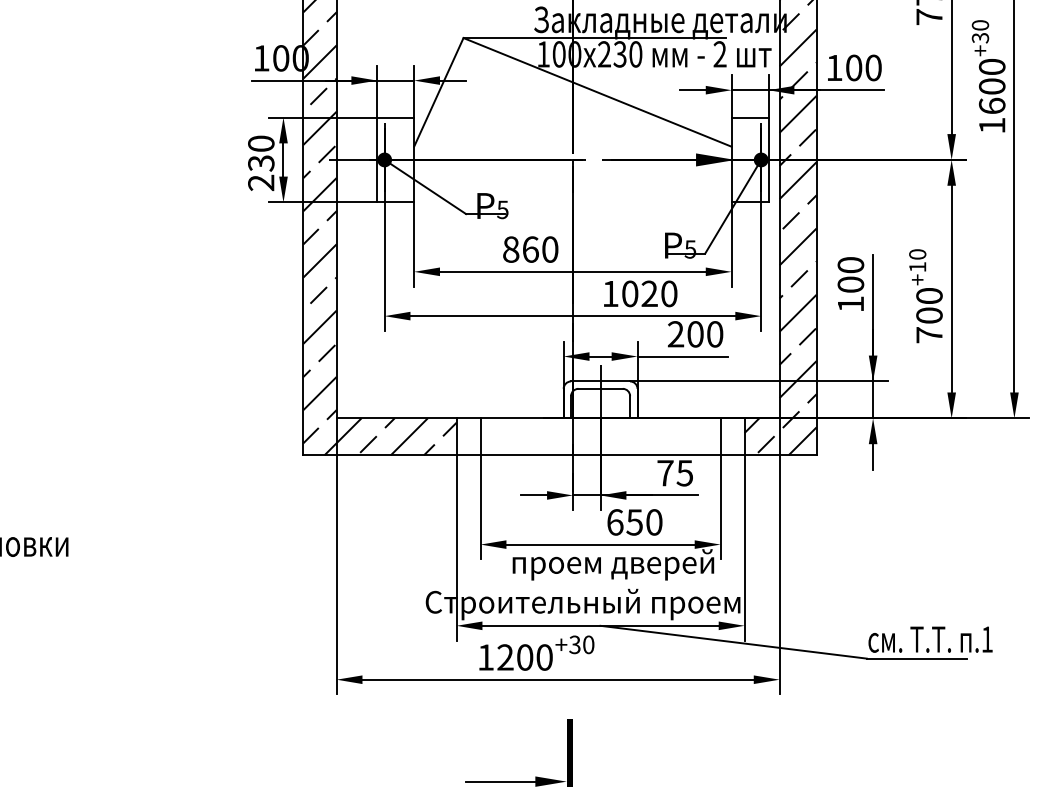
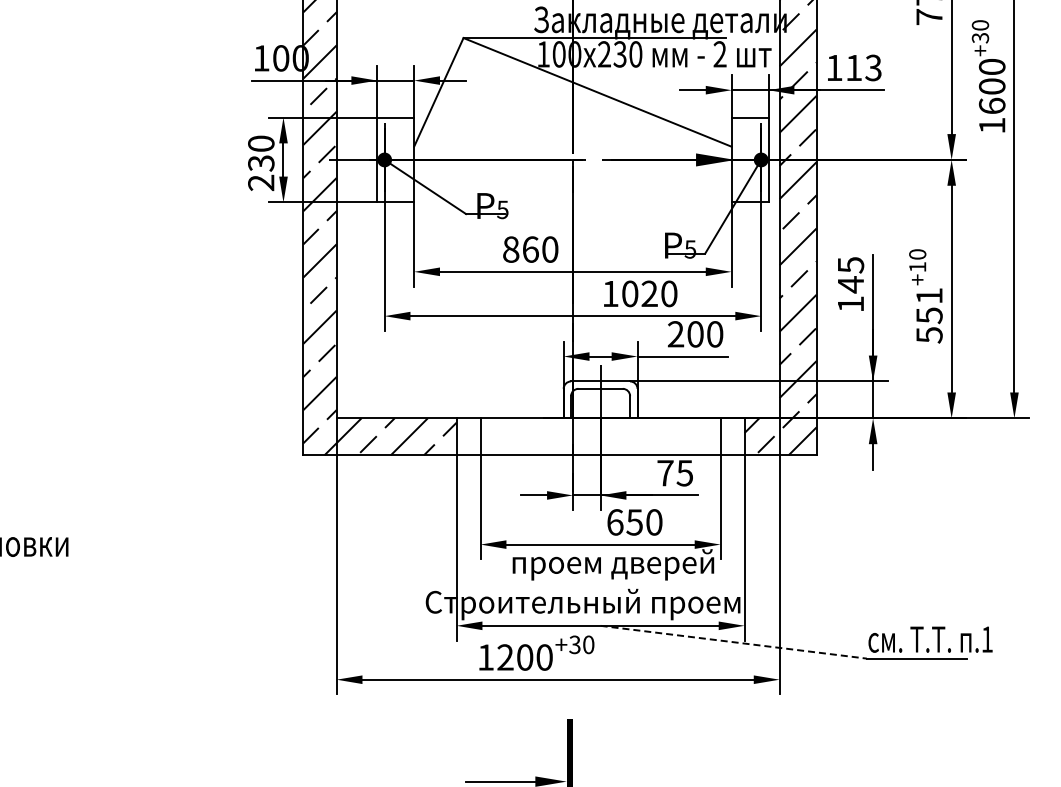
text: 100 -> 113 (863, 67)
text: 100 -> 145 (850, 275)
text: 700 -> 551 (929, 315)
line: solid -> dashed (734, 642)
